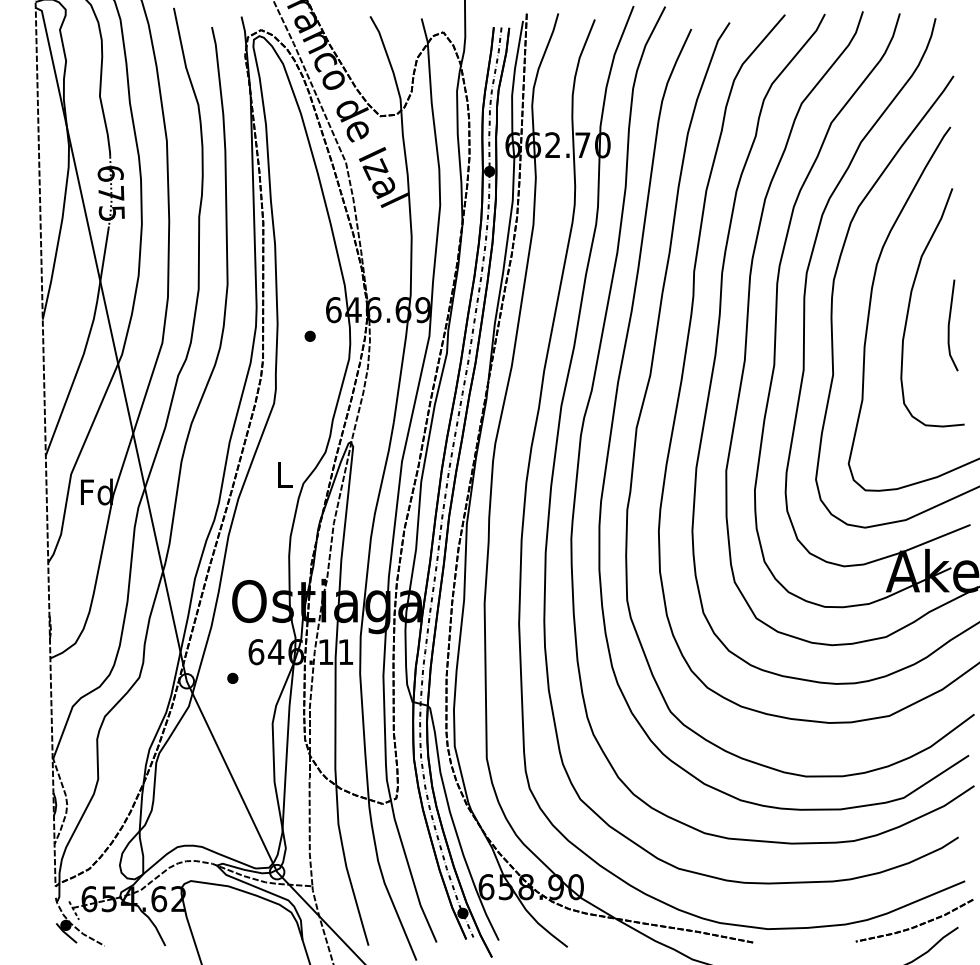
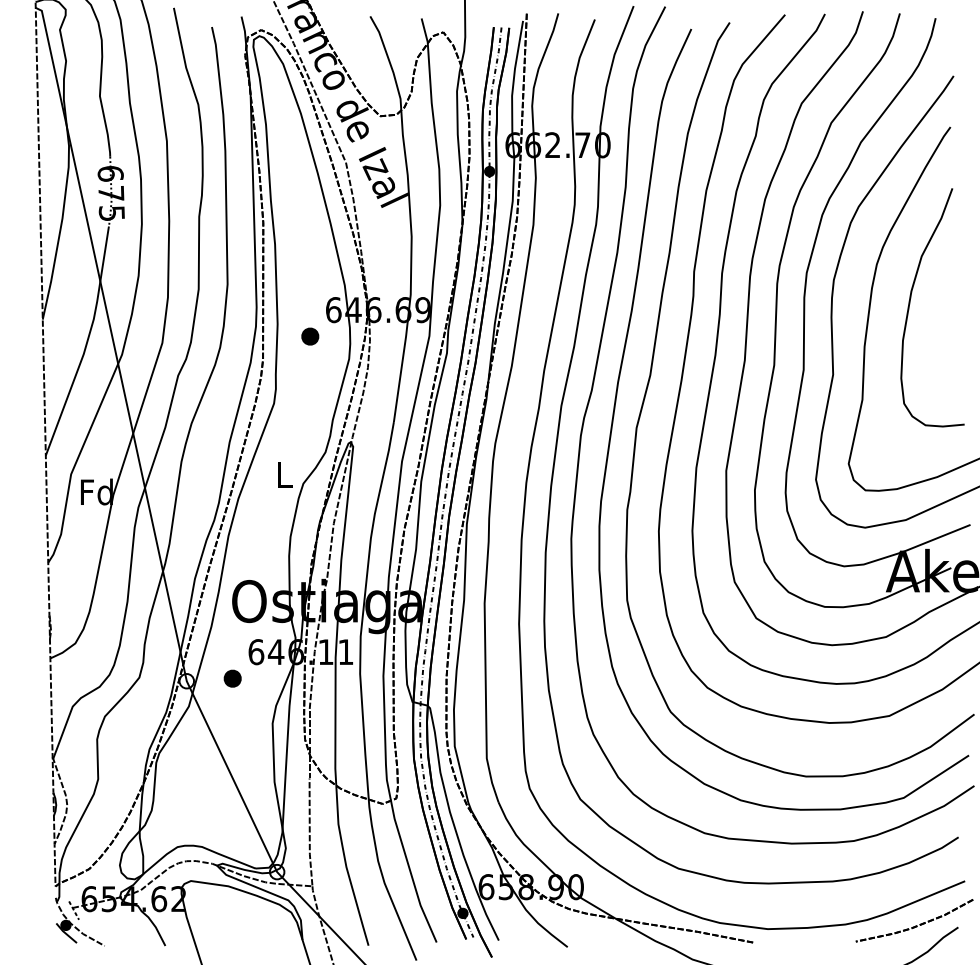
line: present -> none (949, 325)
part size: 12x12 px -> 19x19 px (310, 336)
part size: 12x12 px -> 19x19 px (232, 678)
